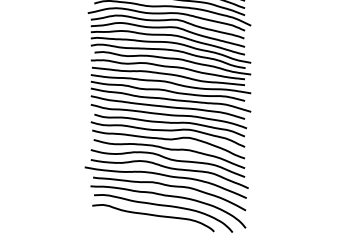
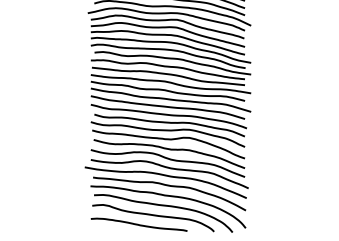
curve: none -> present (138, 224)
